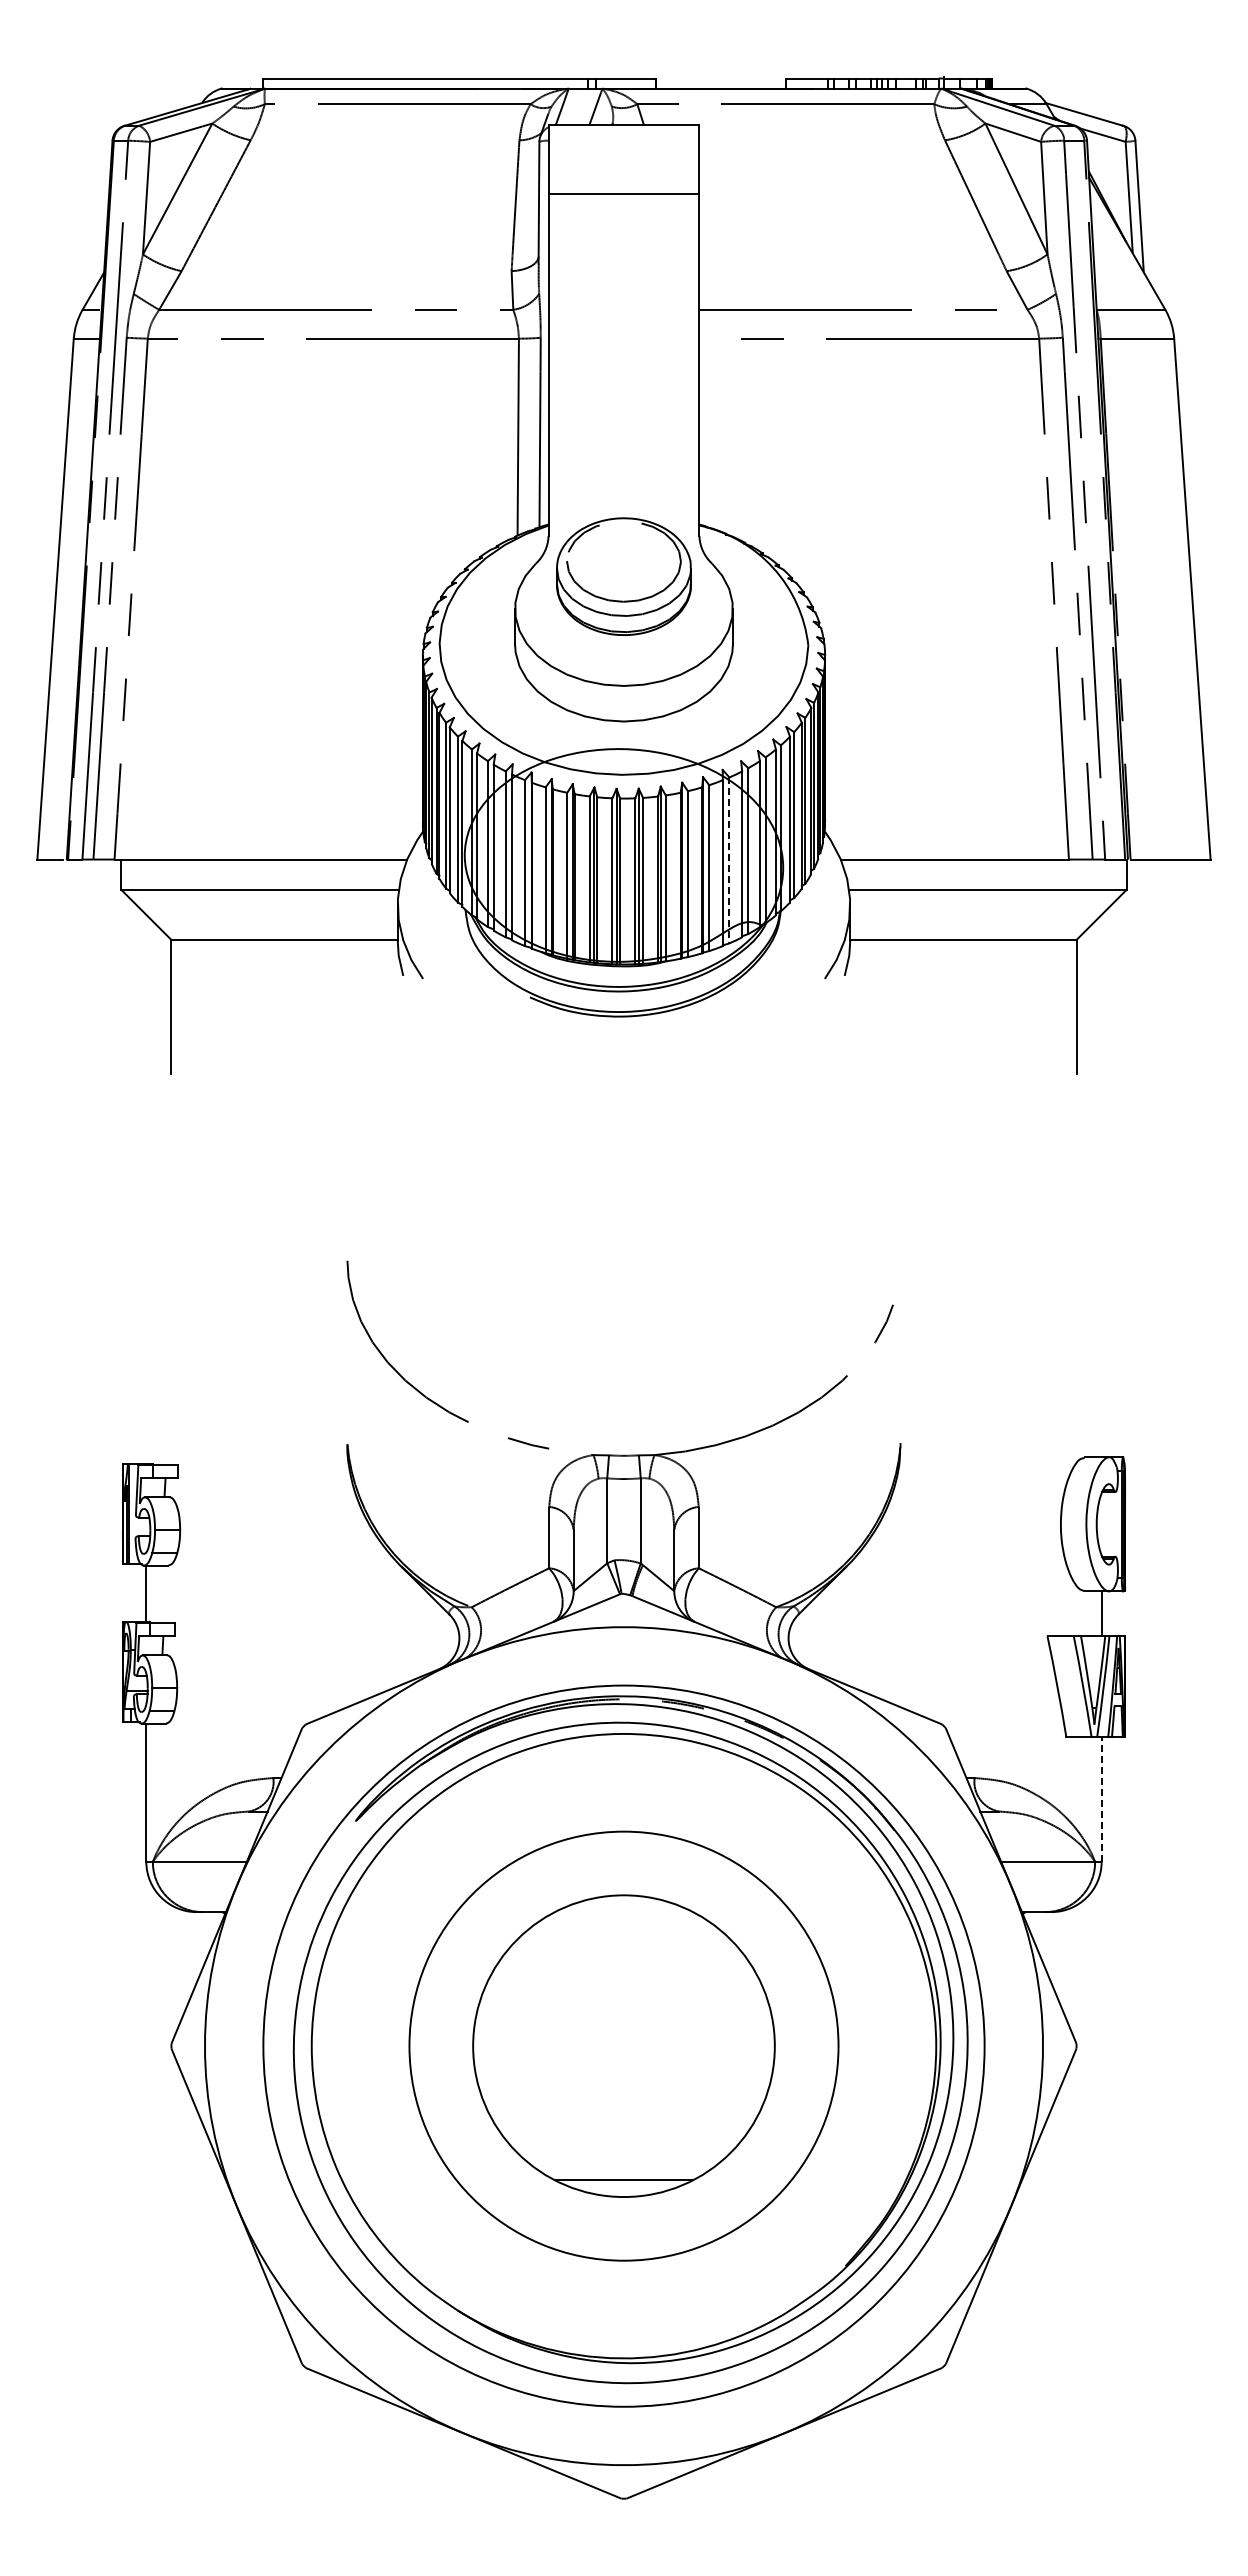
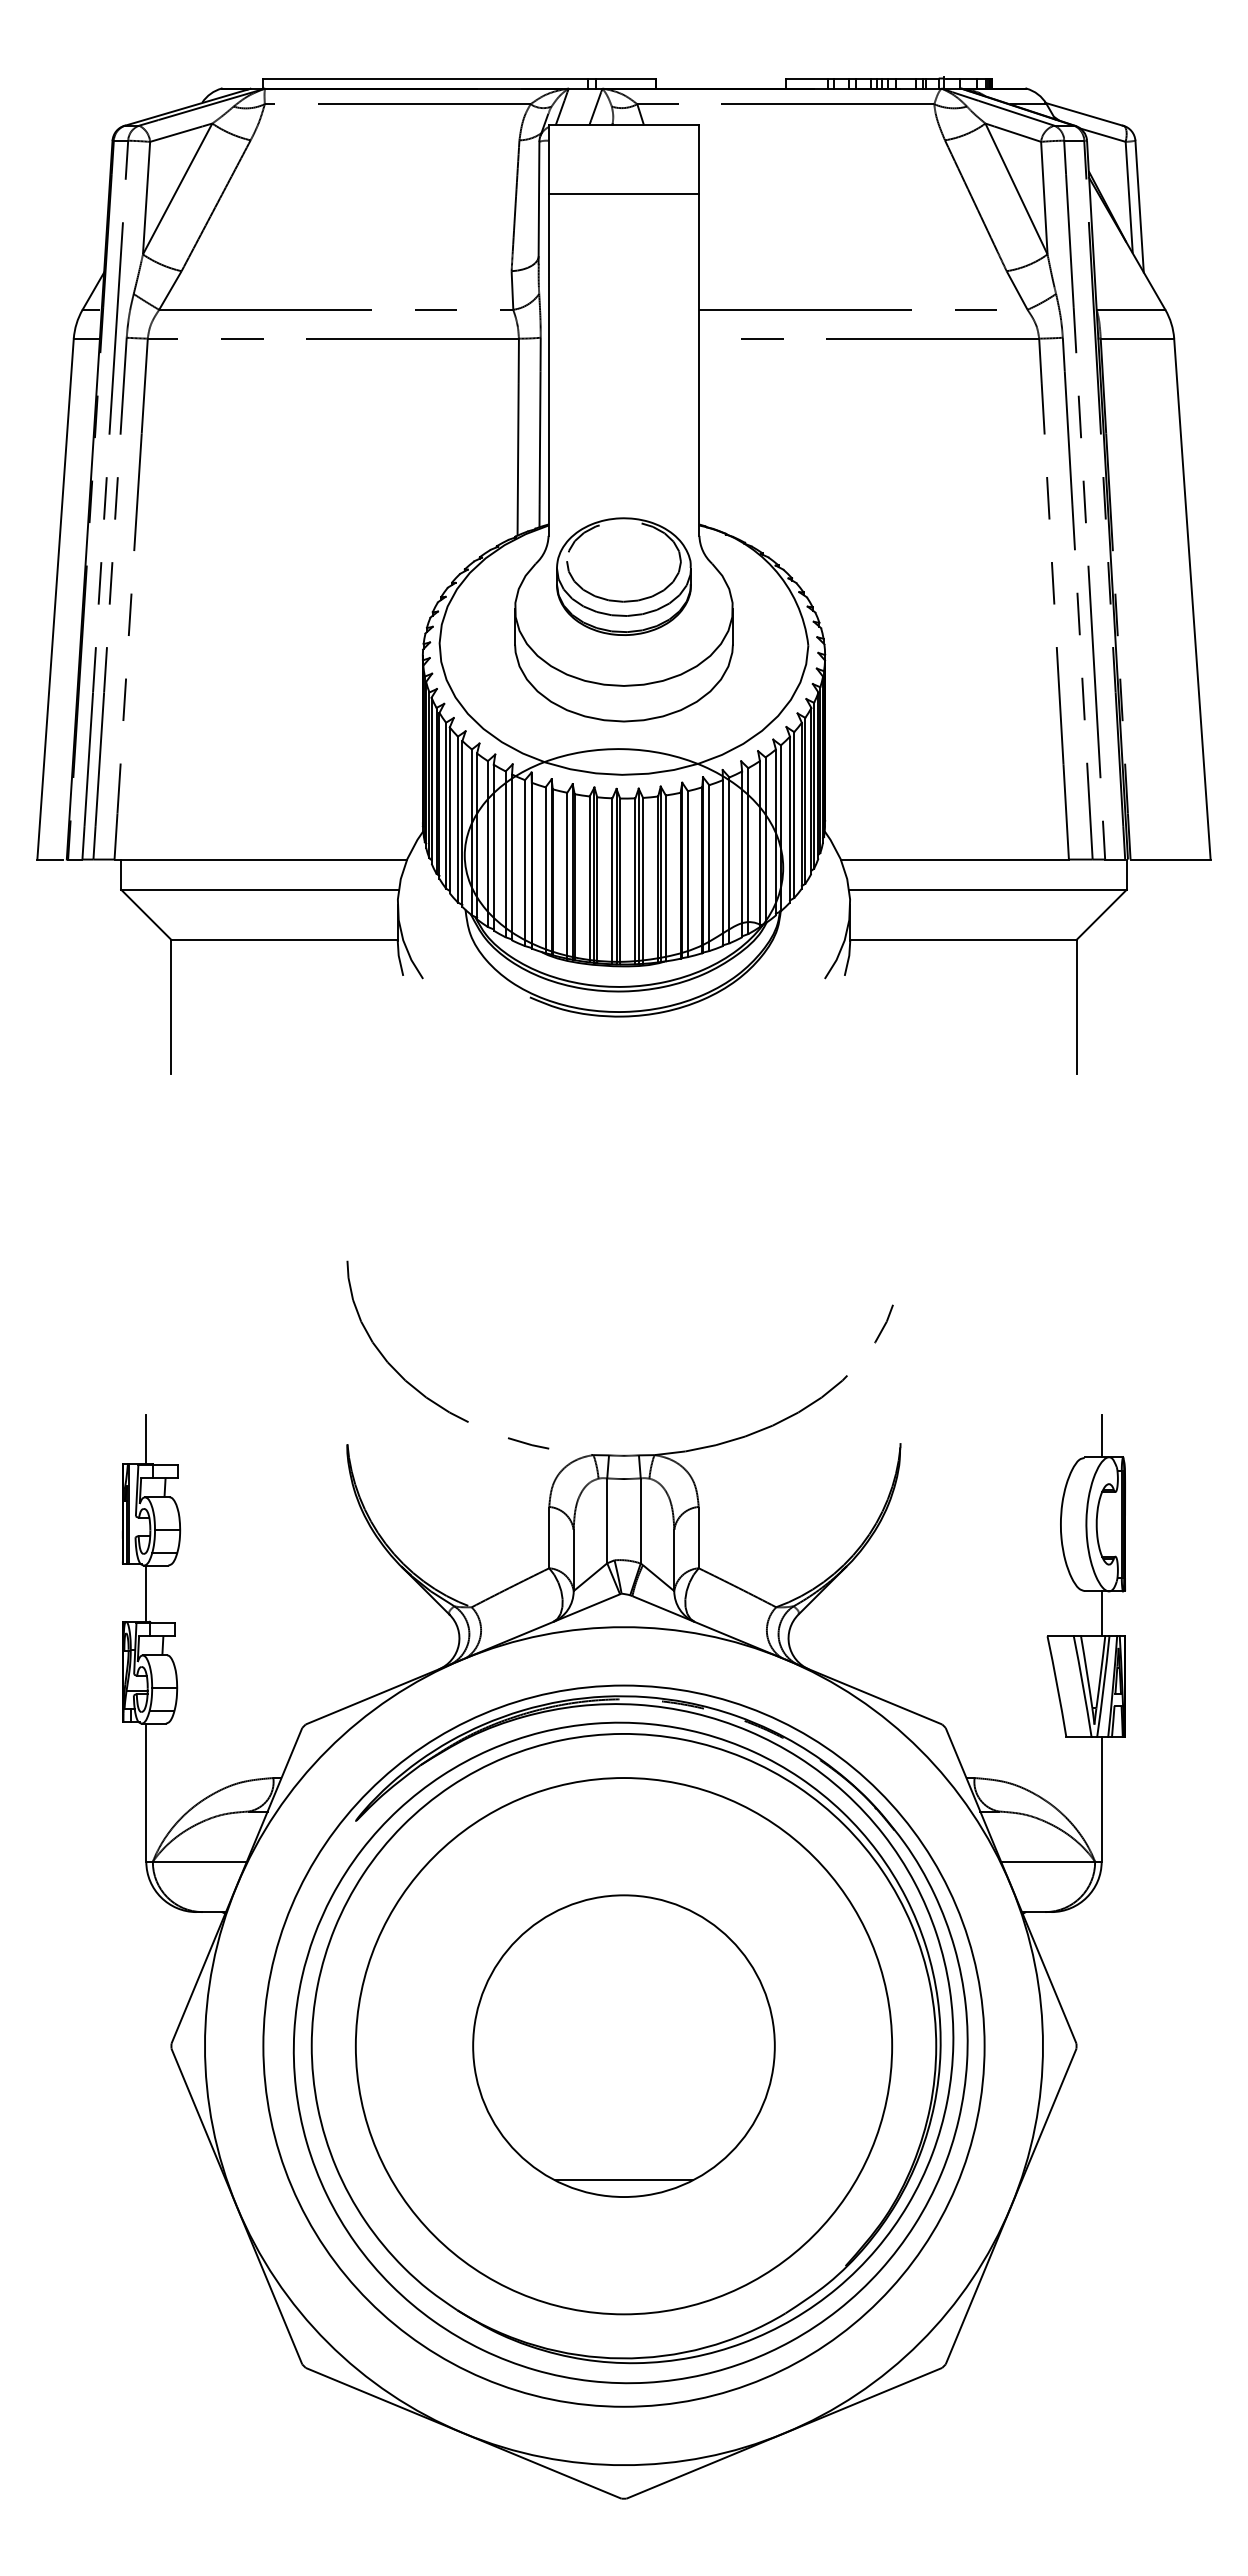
line: dashed -> solid (729, 860)
line: none -> present (1101, 1435)
line: none -> present (146, 1438)
line: dashed -> solid (1101, 1798)
circle diameter: 429 px -> 536 px (623, 2046)
